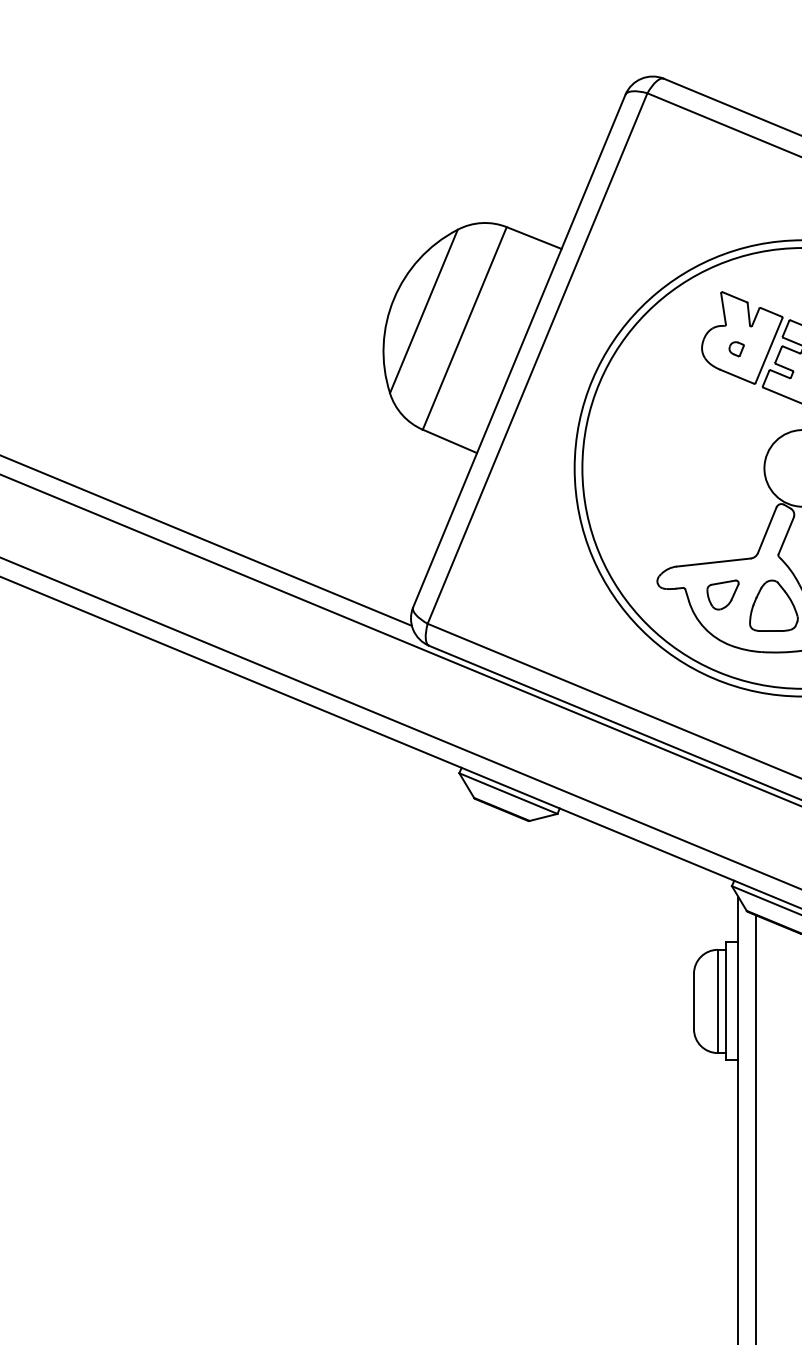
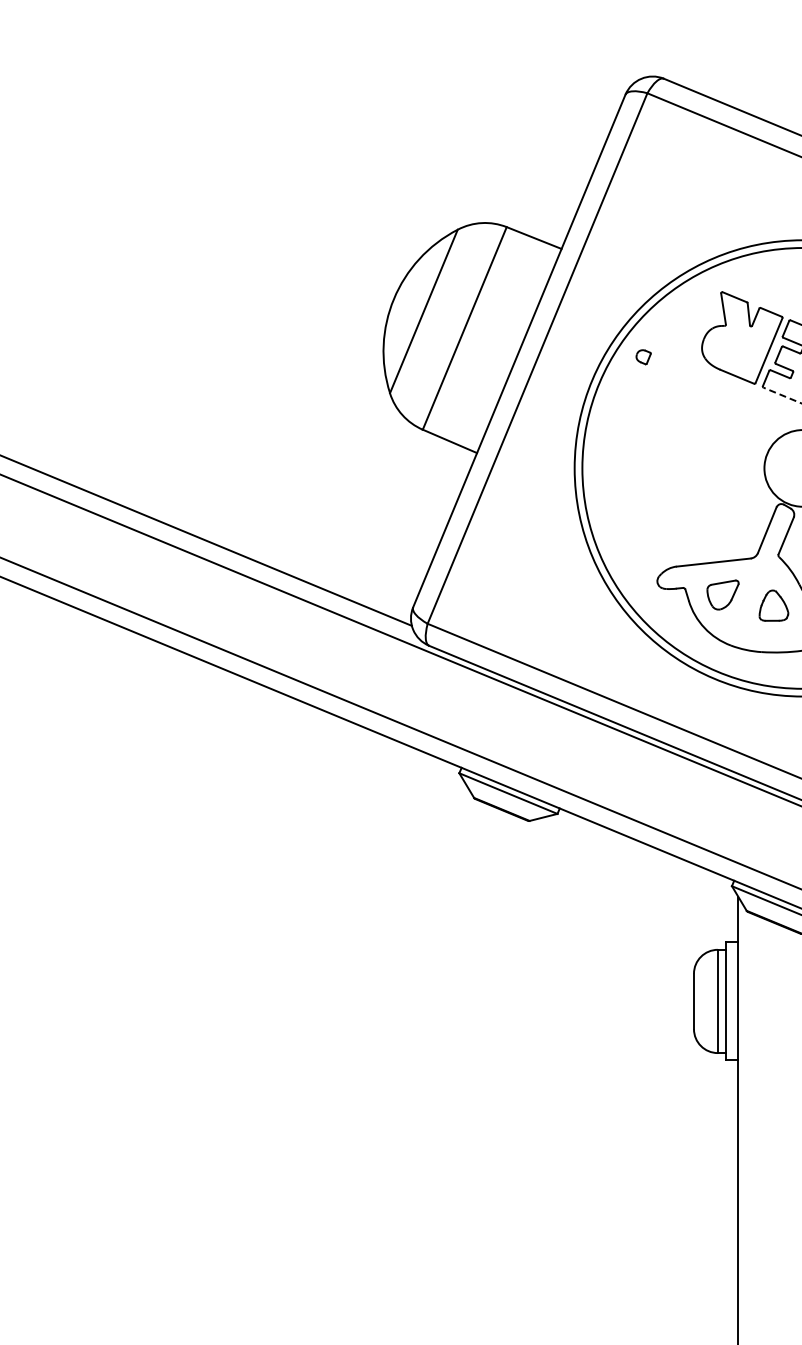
part position: (736, 349) -> (643, 357) (643, 357)
line: solid -> dashed (782, 395)
part size: 50x53 px -> 32x33 px (773, 605)
line: present -> none (755, 1128)
